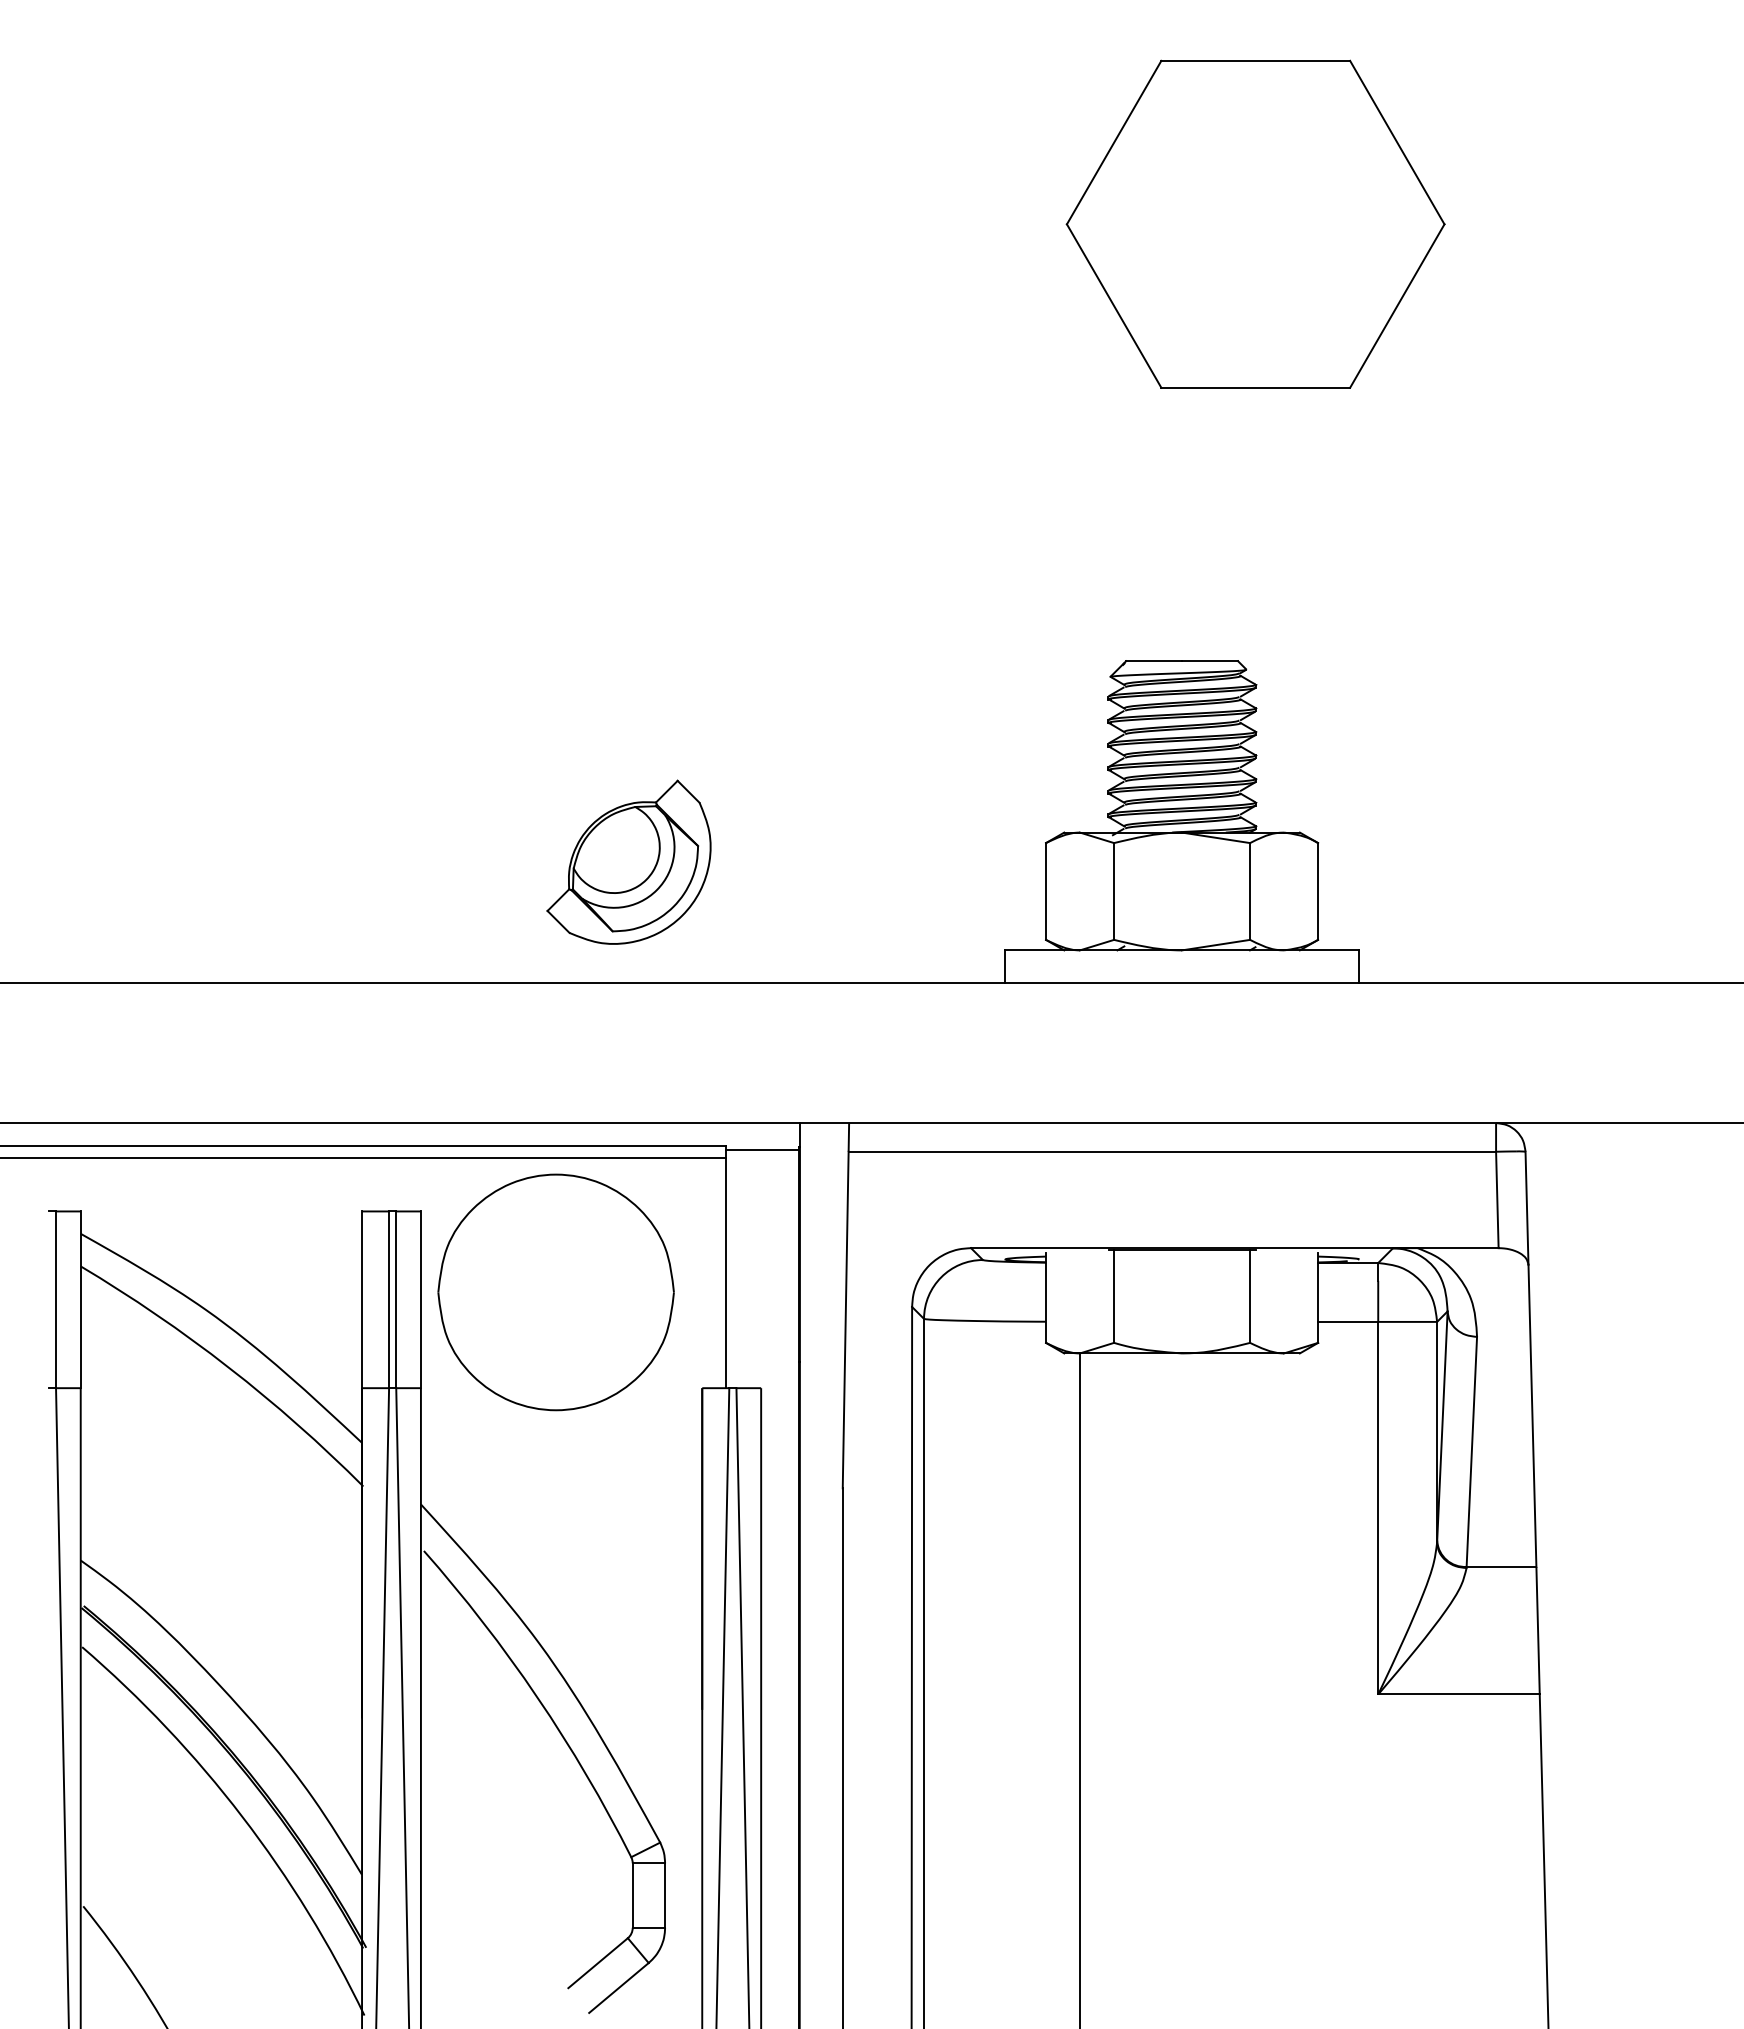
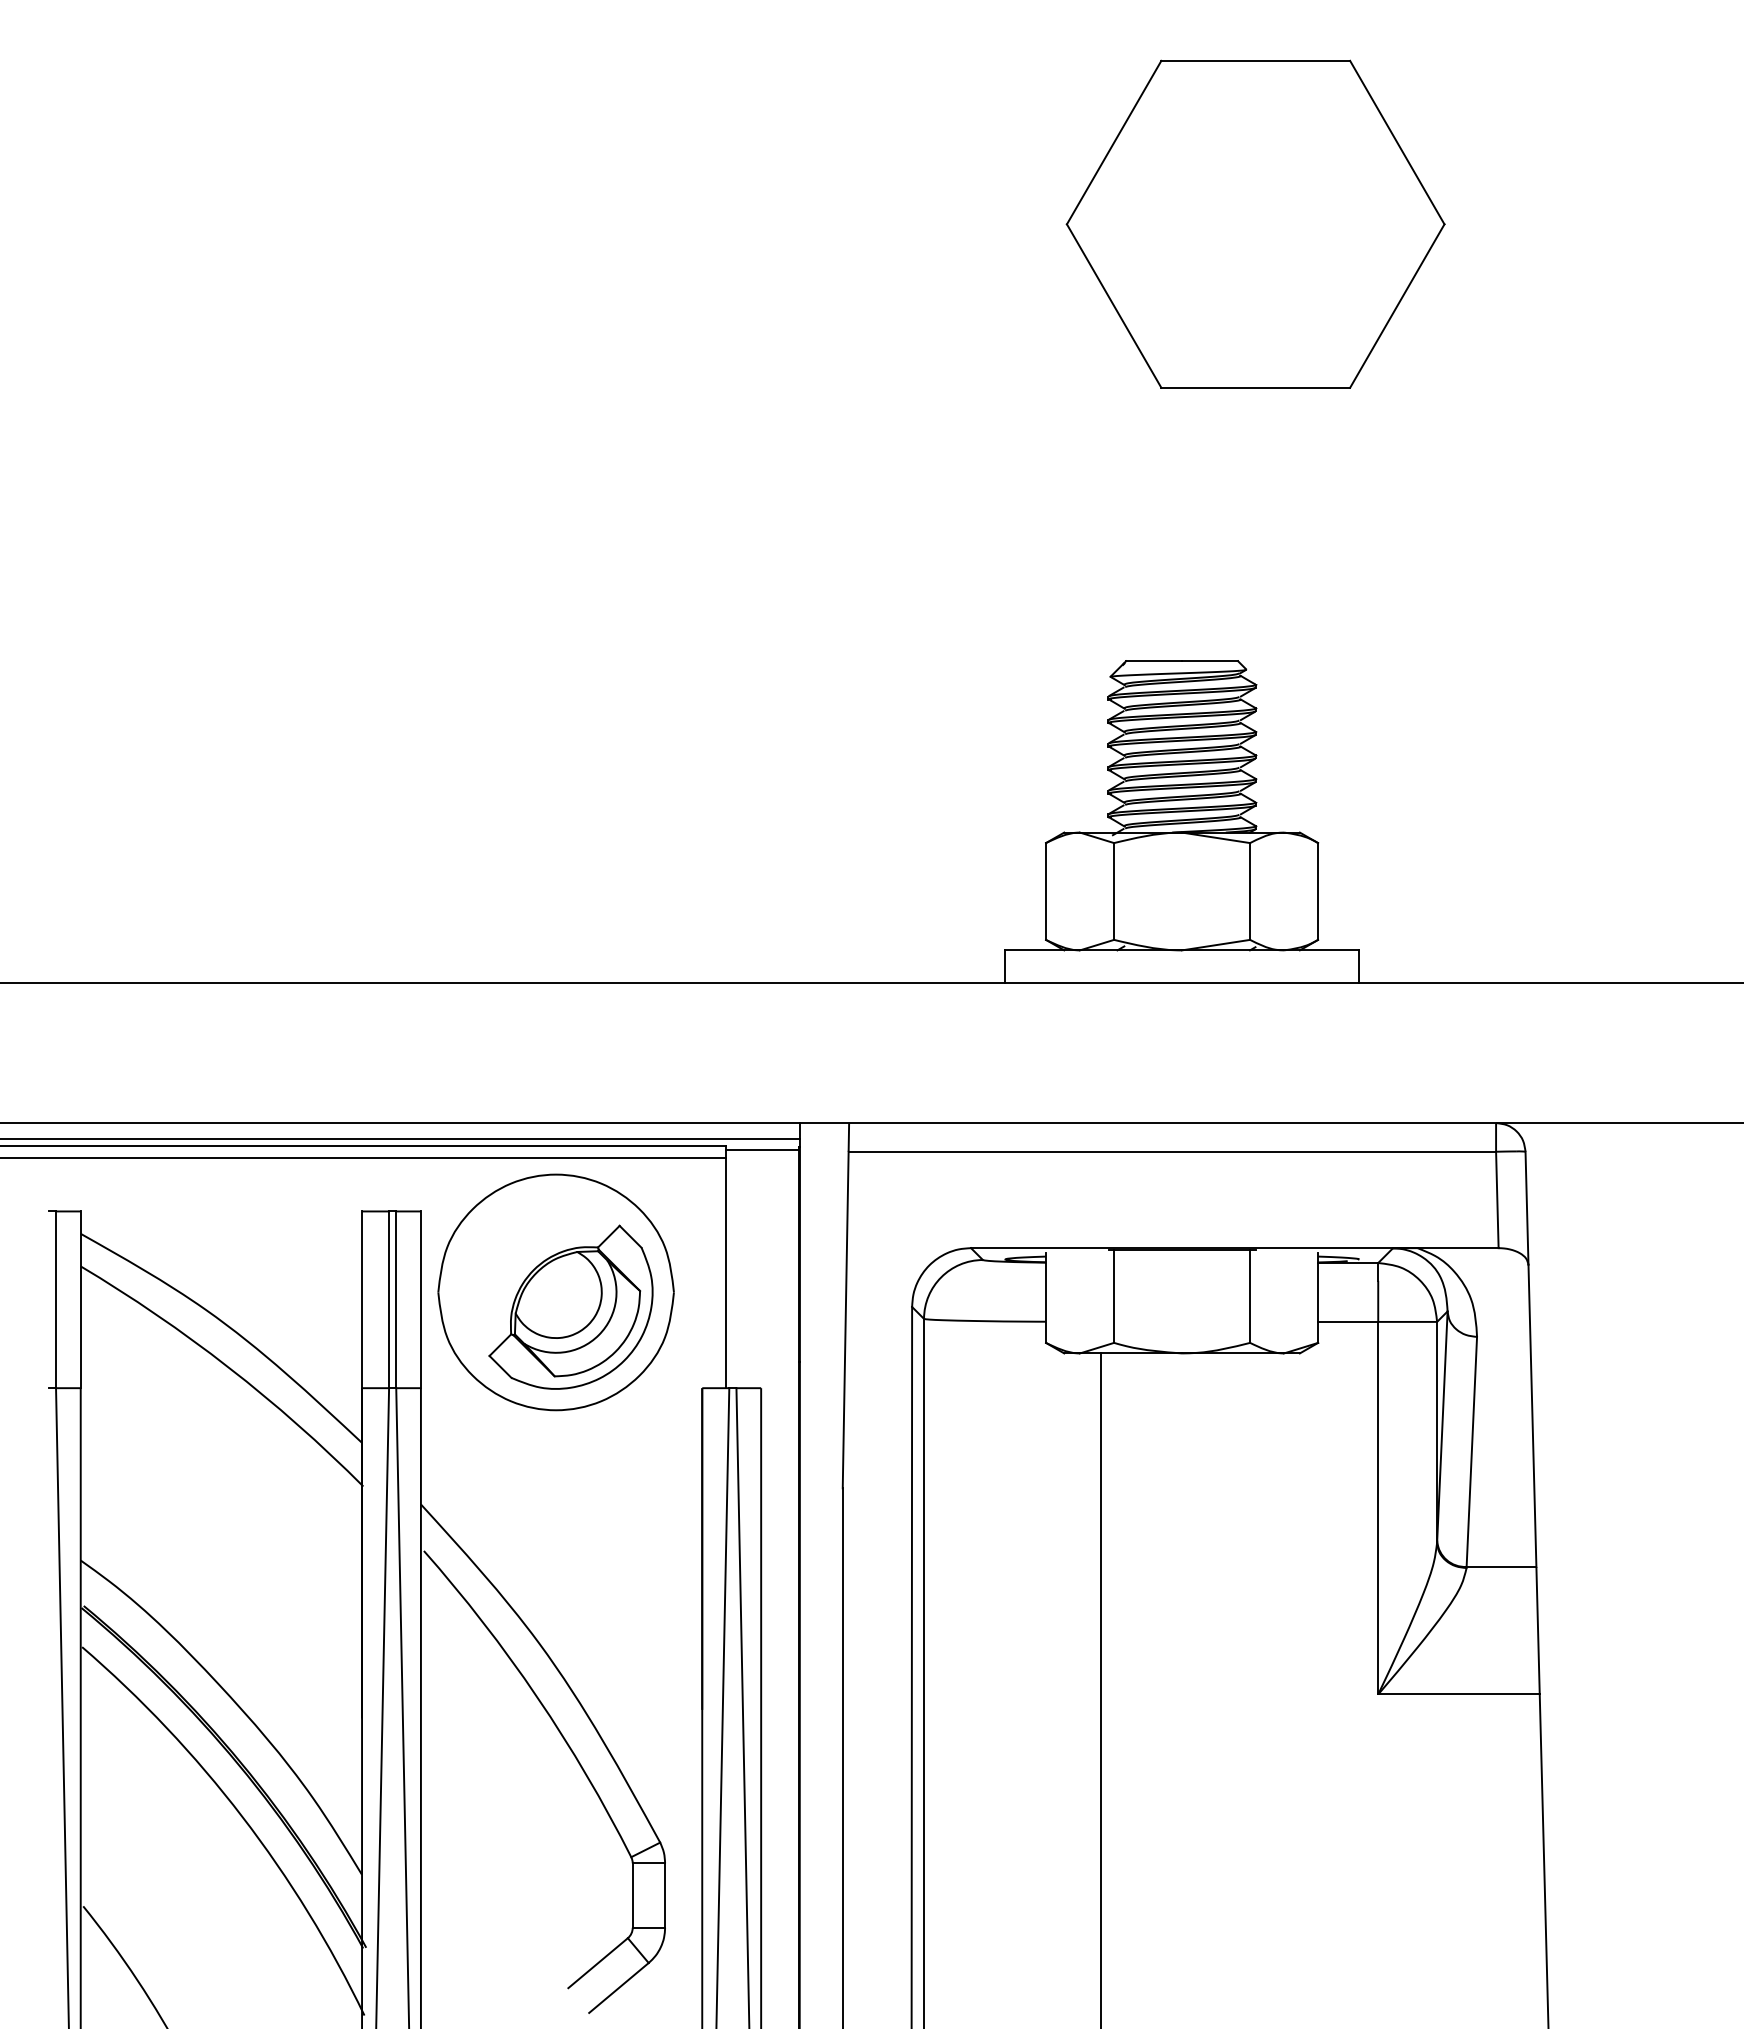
part position: (628, 861) -> (570, 1306) (570, 1306)
line: none -> present (400, 1139)
line position: (1079, 1689) -> (1100, 1689) (1100, 1689)
